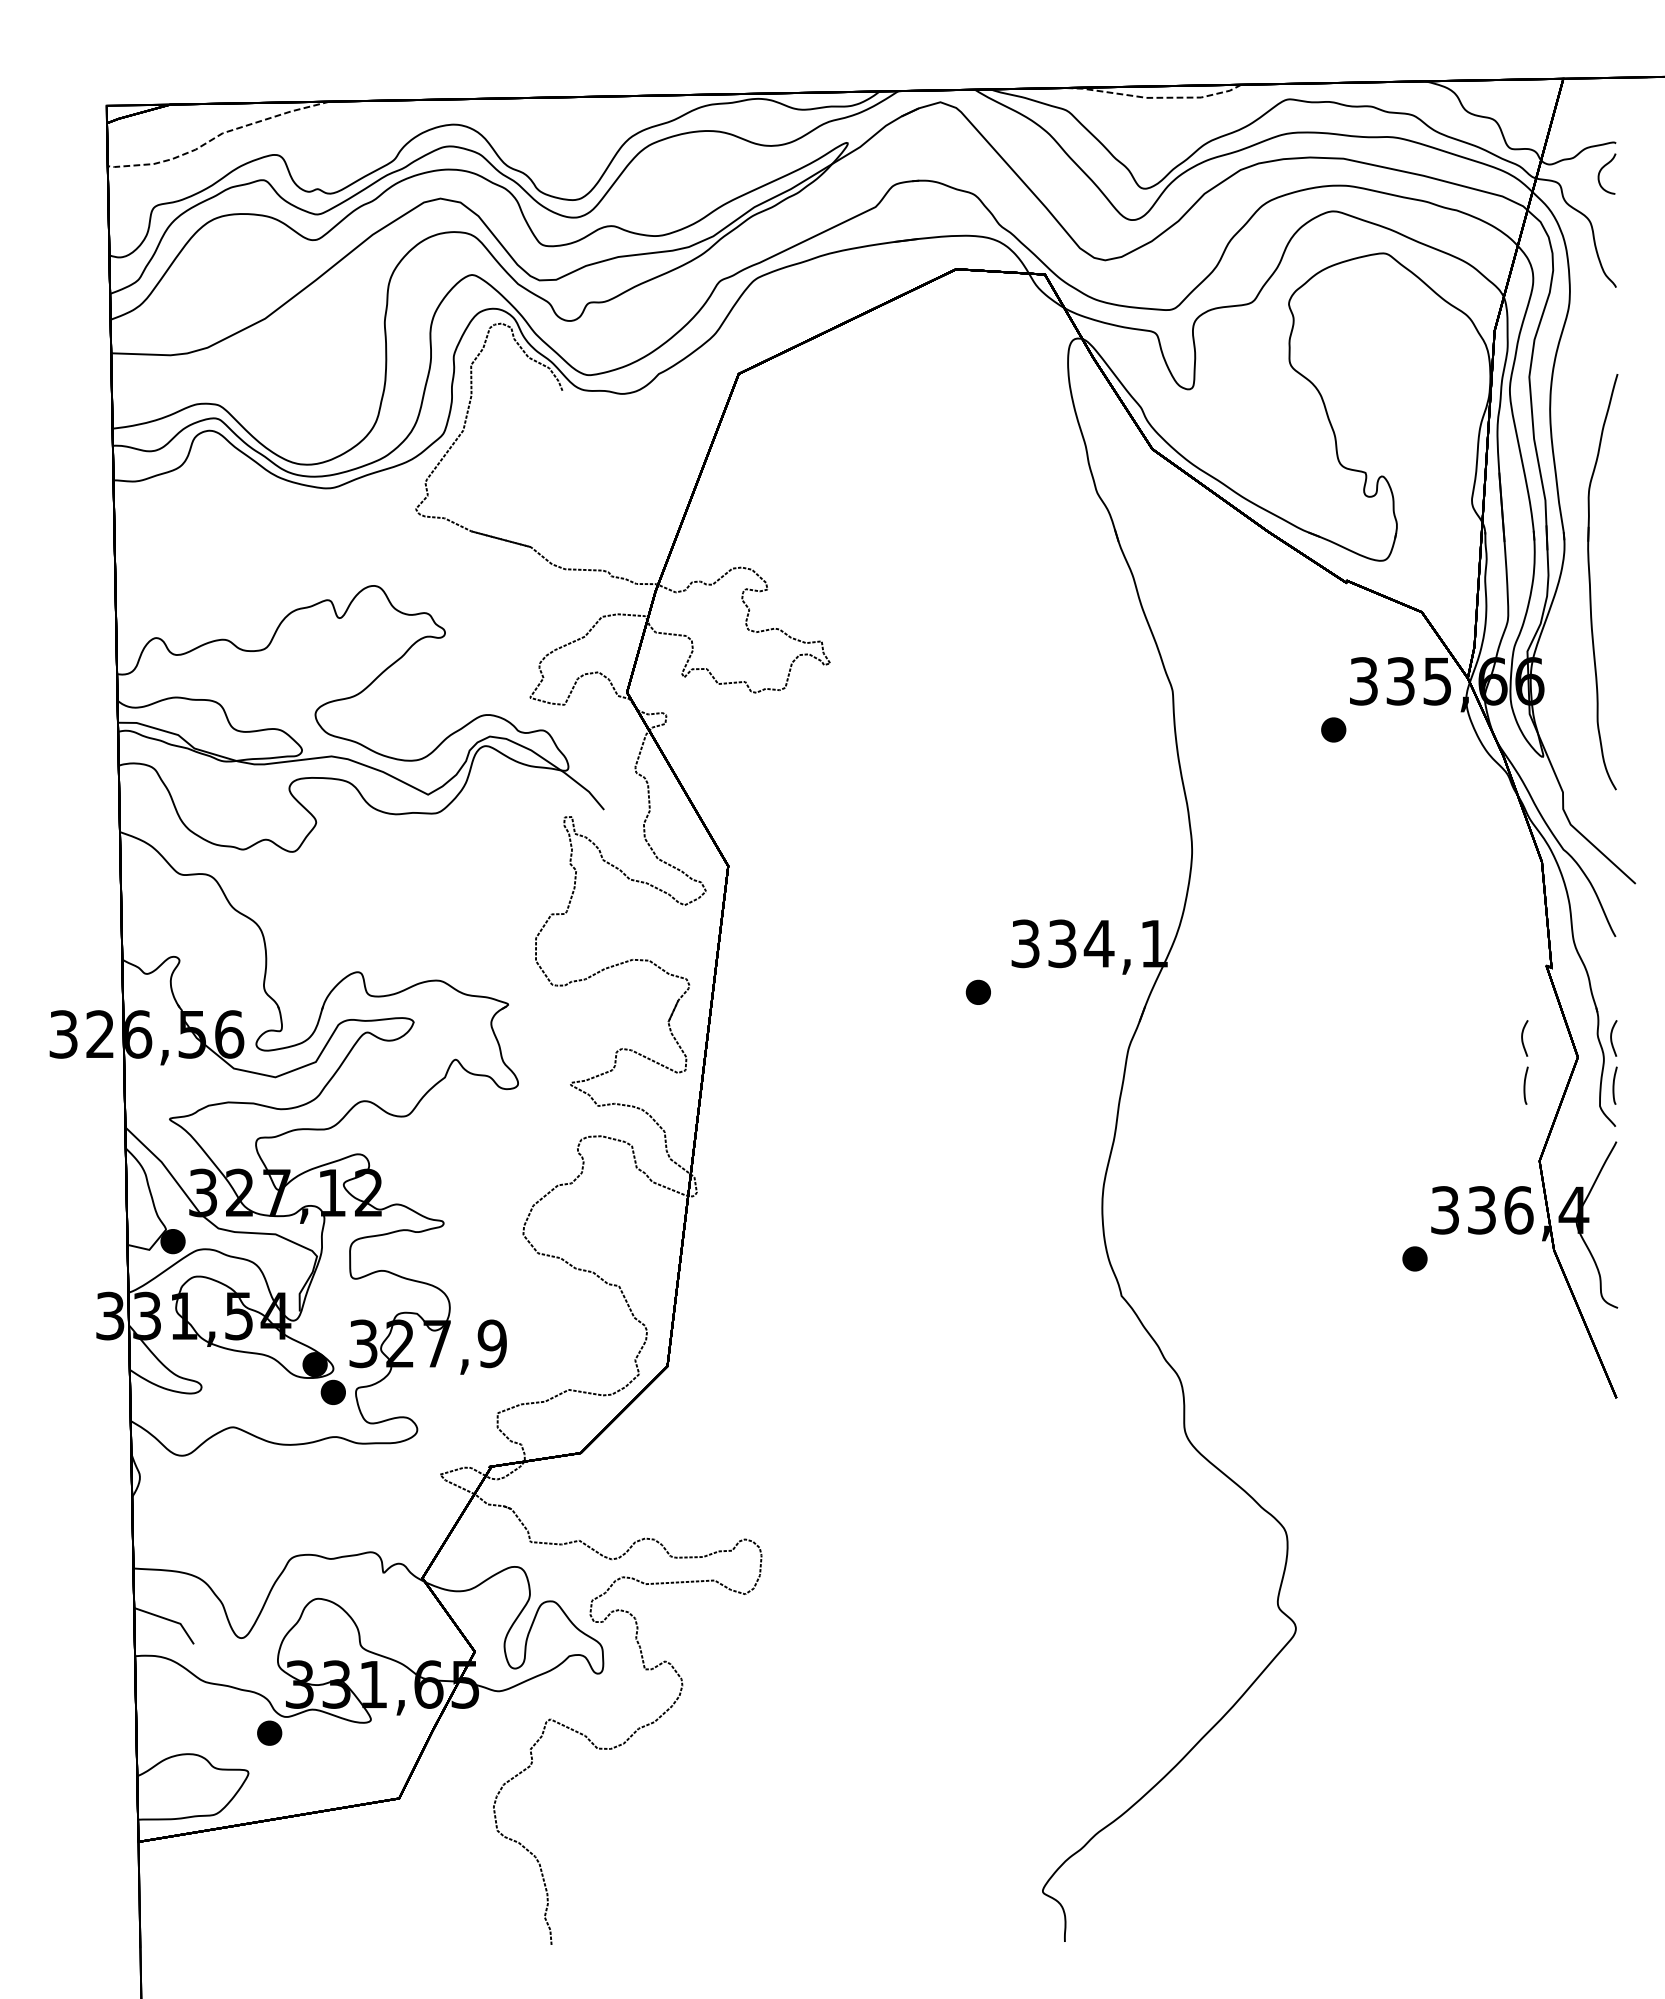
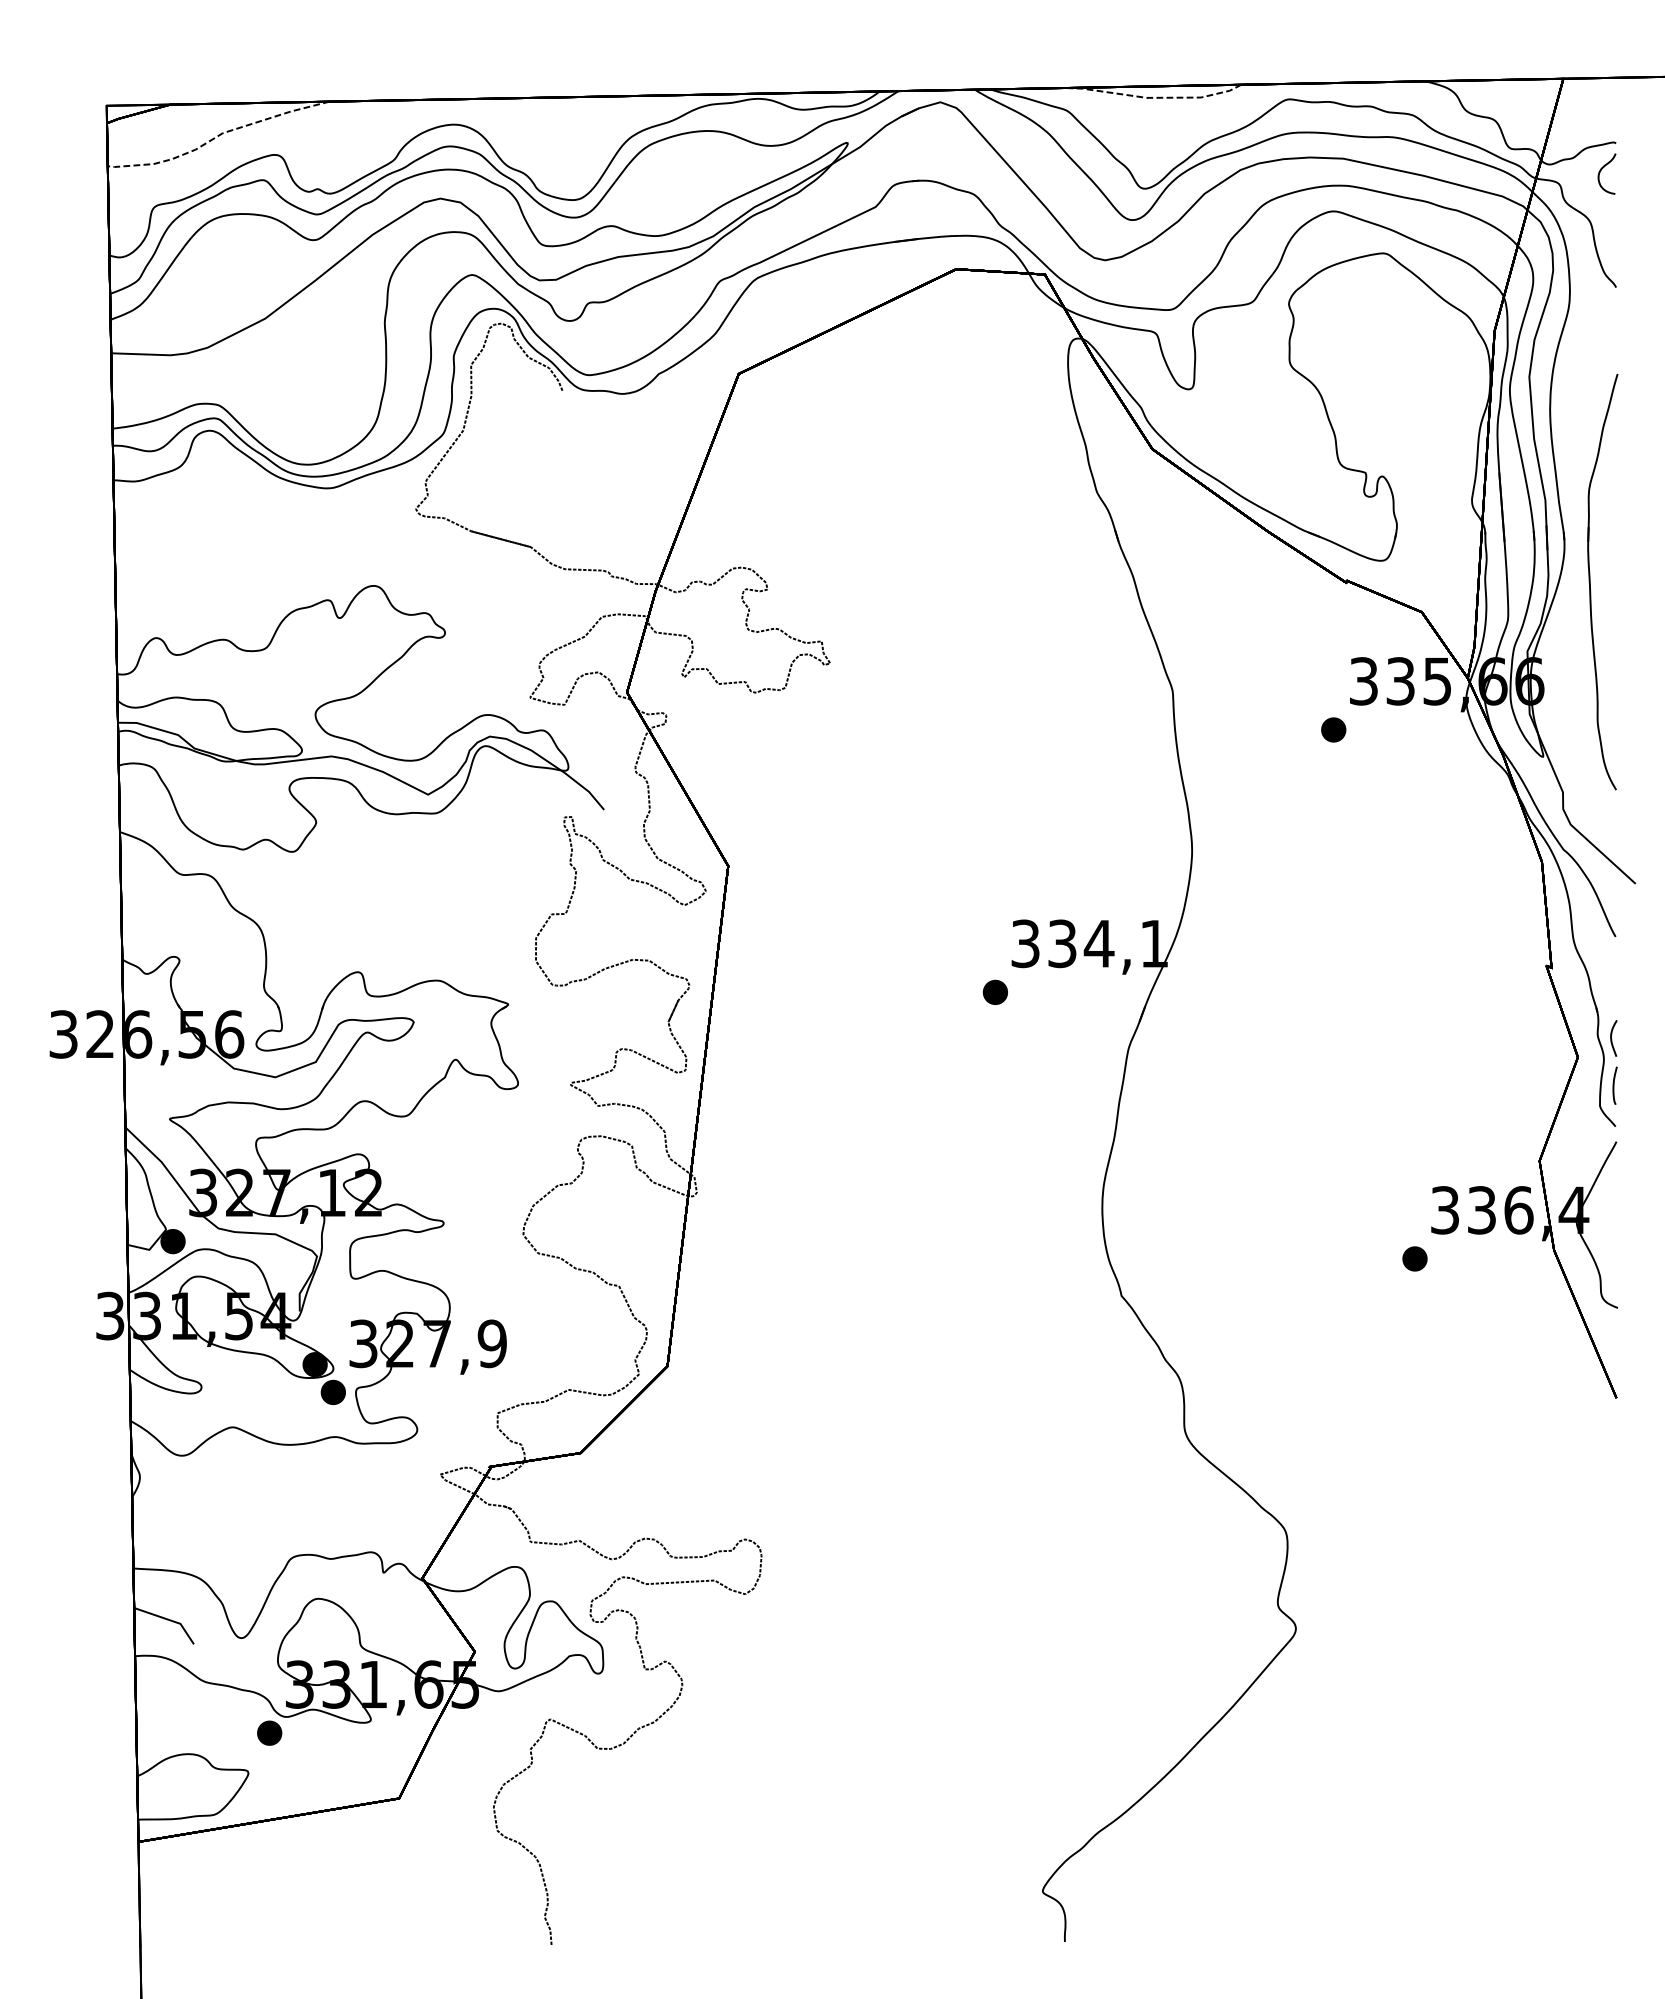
part position: (977, 991) -> (994, 991) (994, 991)
part: present -> none (1524, 1062)
